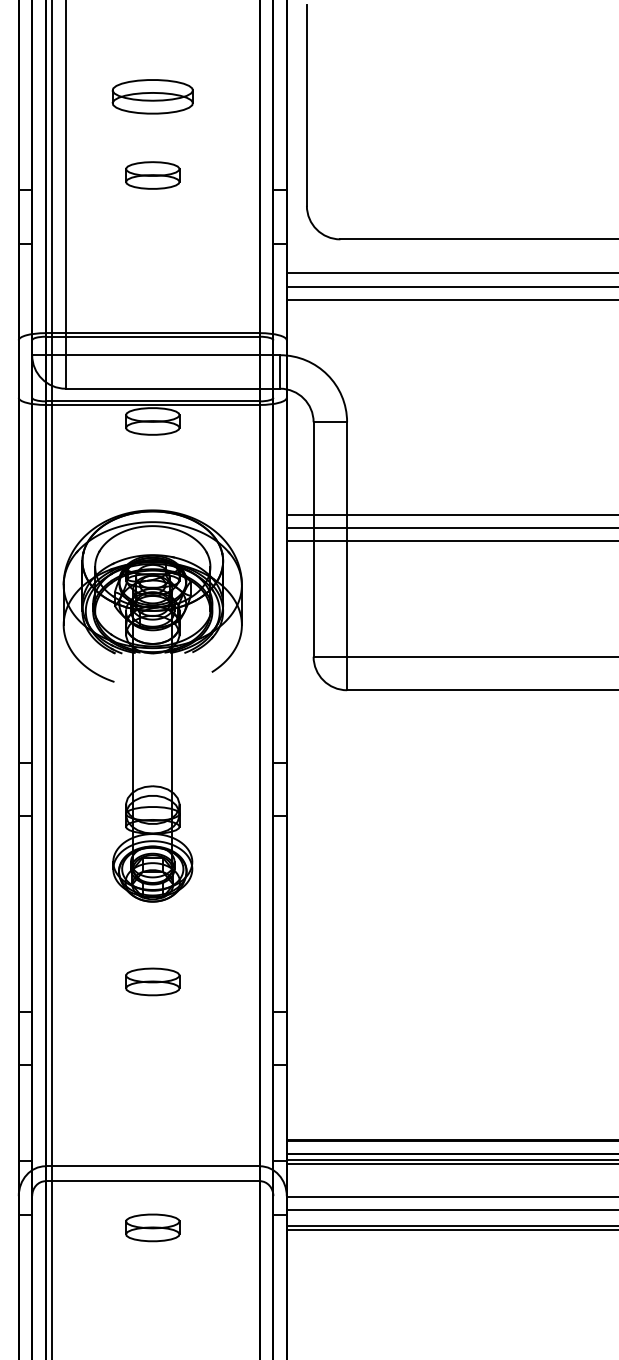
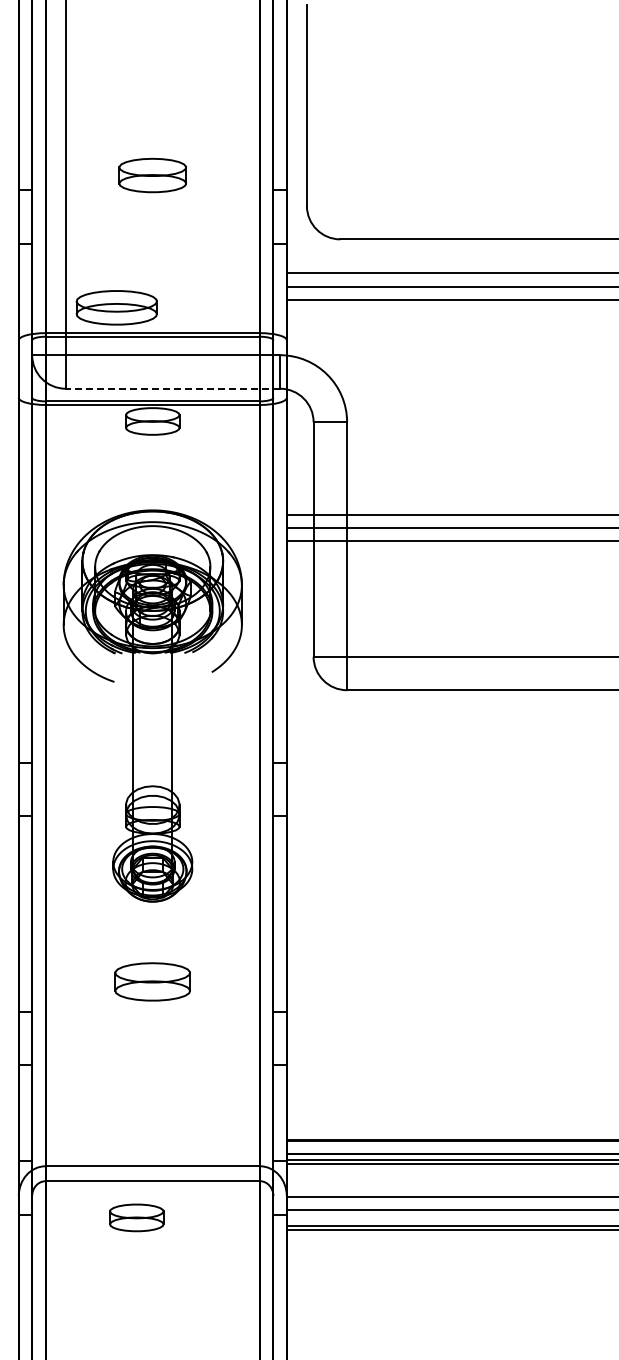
part position: (152, 96) -> (116, 307) (116, 307)
part size: 56x29 px -> 69x37 px (152, 175)
line: solid -> dashed (172, 388)
line: present -> none (52, 679)
part size: 56x30 px -> 77x40 px (152, 981)
part position: (152, 1227) -> (136, 1217) (136, 1217)
